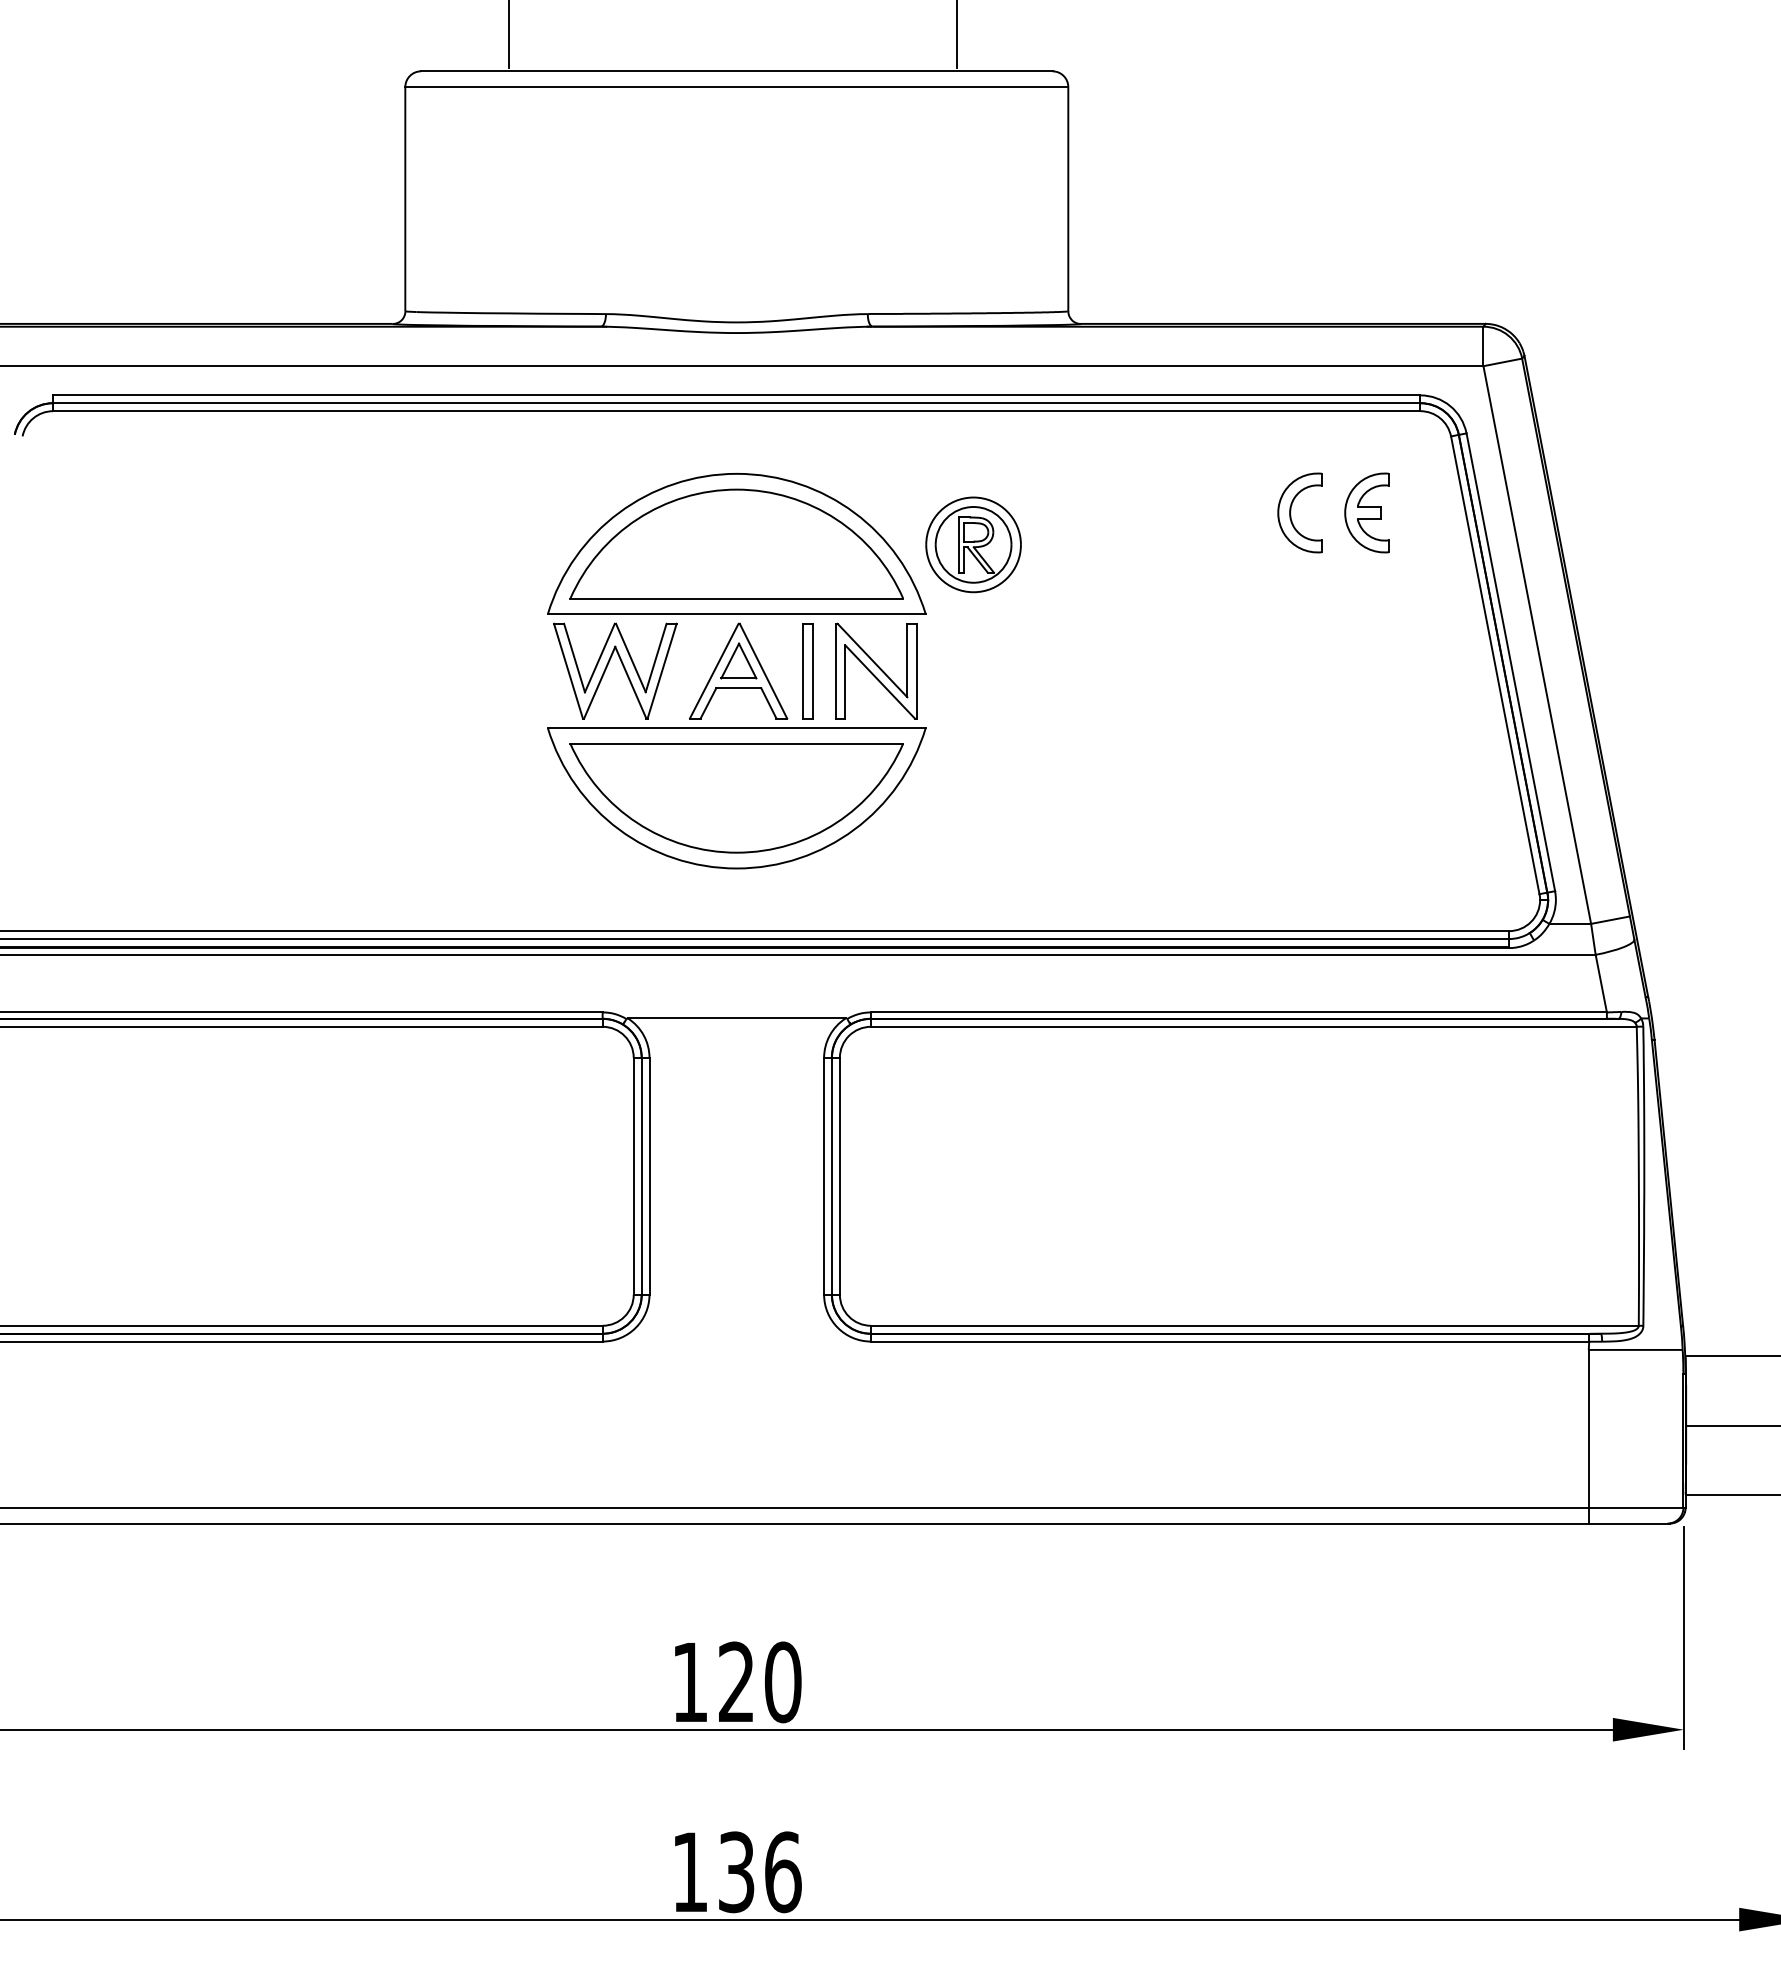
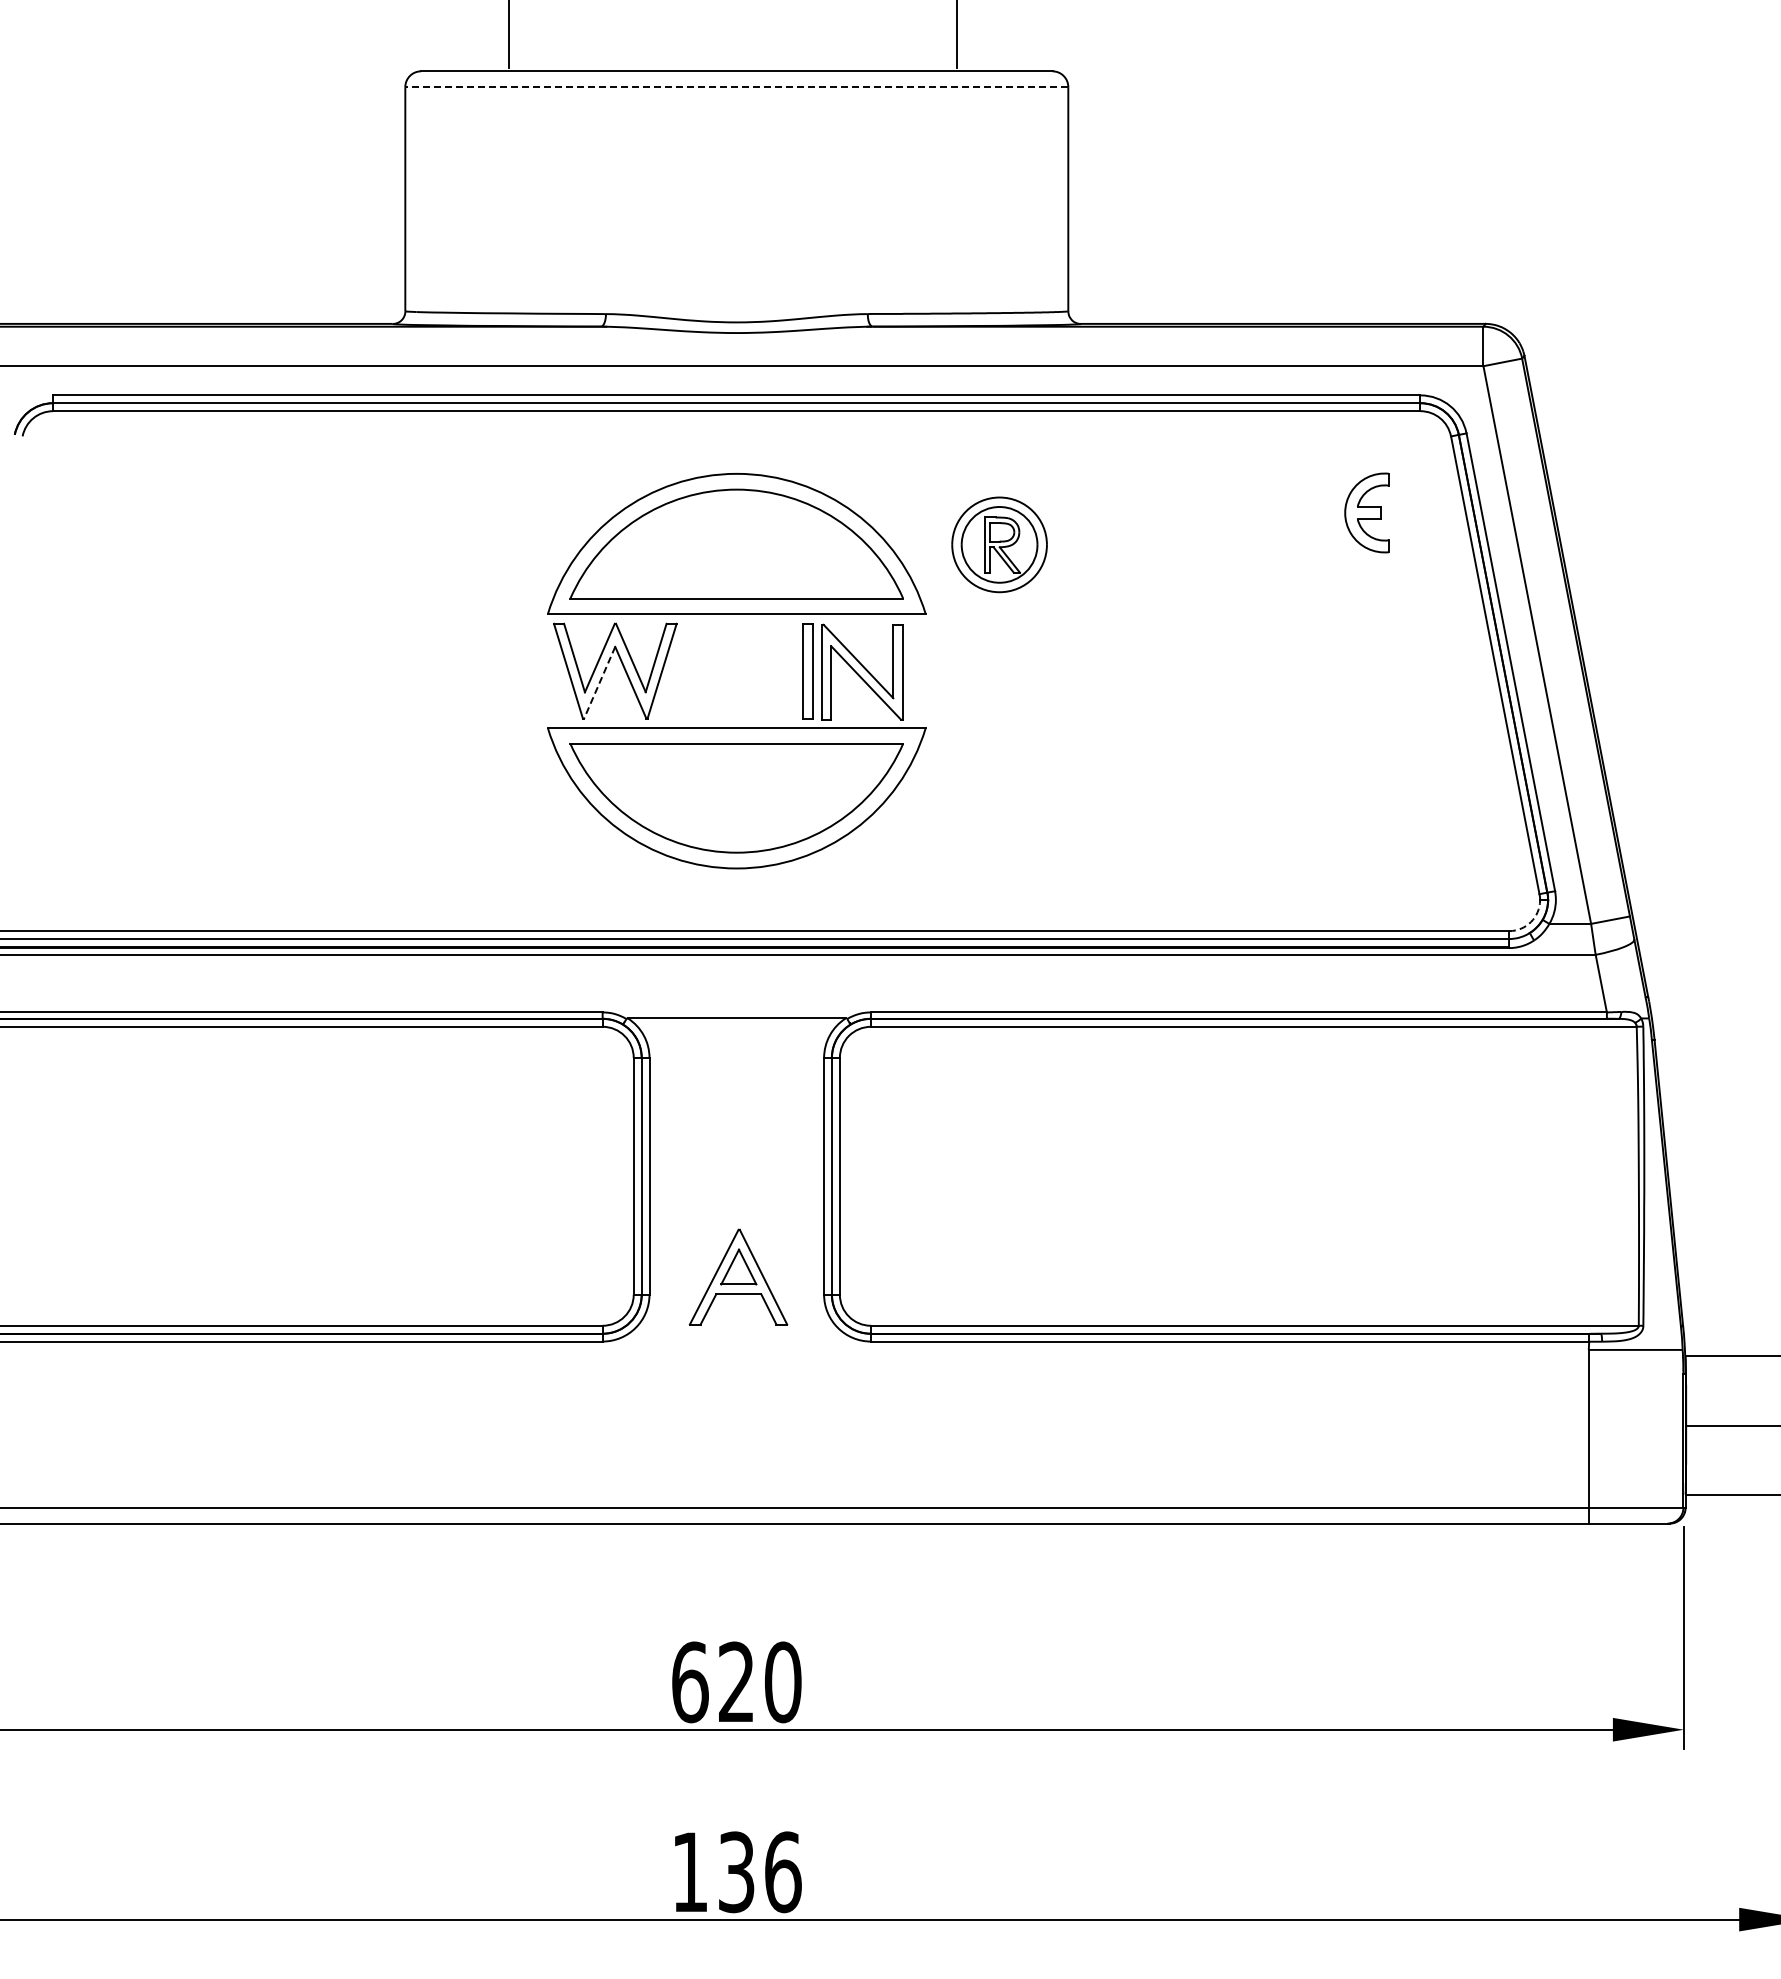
line: solid -> dashed (736, 87)
part: present -> none (1291, 510)
part position: (973, 544) -> (999, 544) (999, 544)
part position: (738, 670) -> (738, 1276) (738, 1276)
part position: (876, 670) -> (862, 671) (862, 671)
line: solid -> dashed (599, 683)
arc: solid -> dashed (1531, 922)
text: 120 -> 620 (690, 1682)
